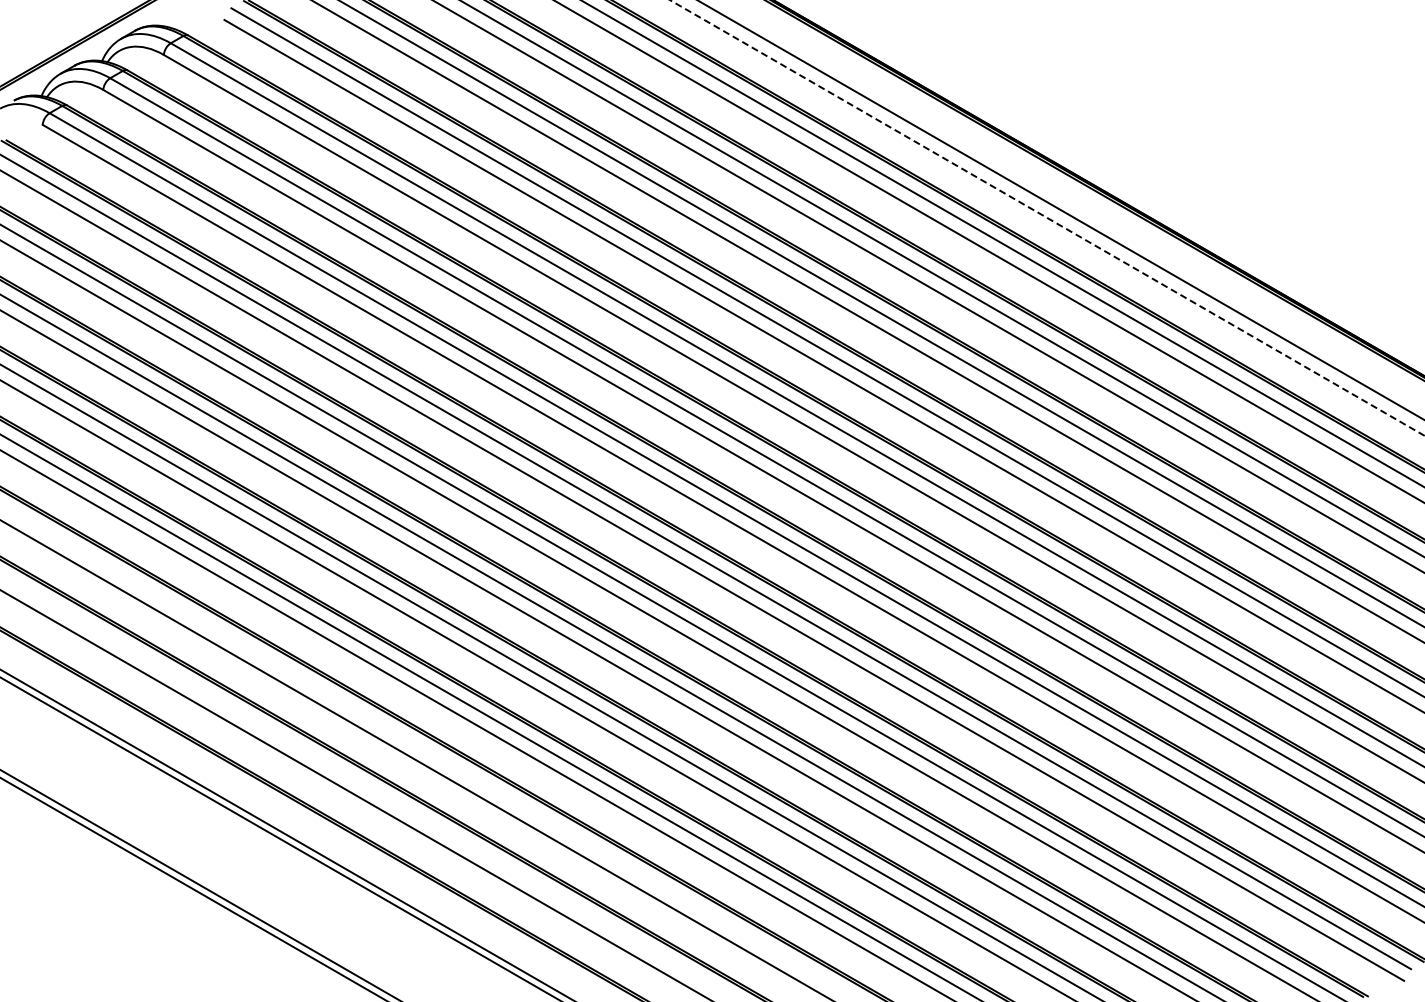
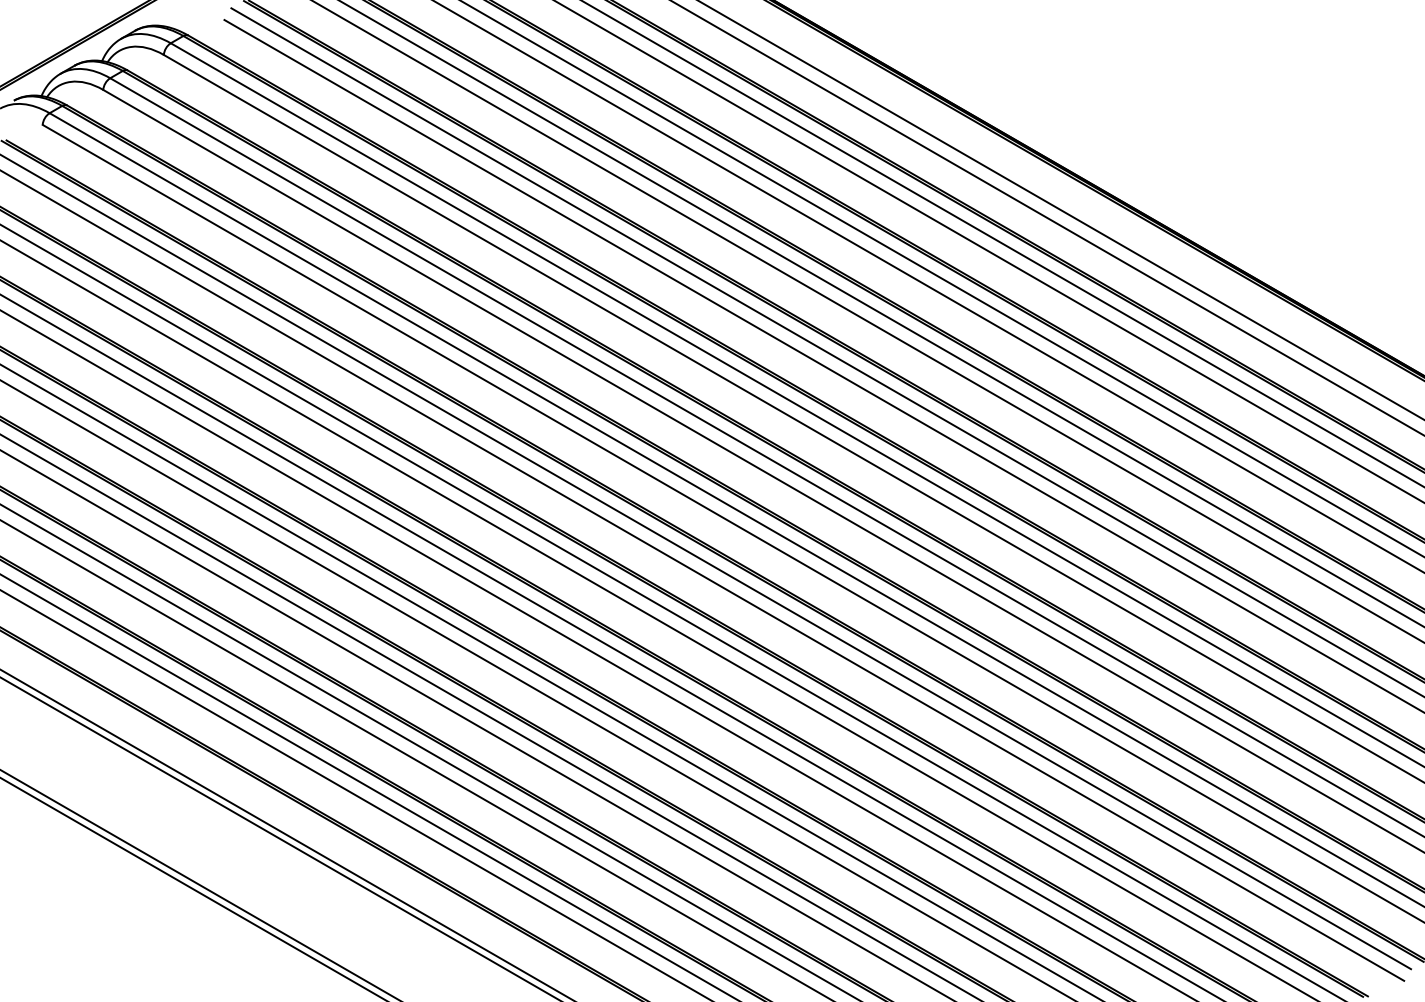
line: dashed -> solid (1047, 218)
line: none -> present (429, 751)
line: none -> present (368, 786)
